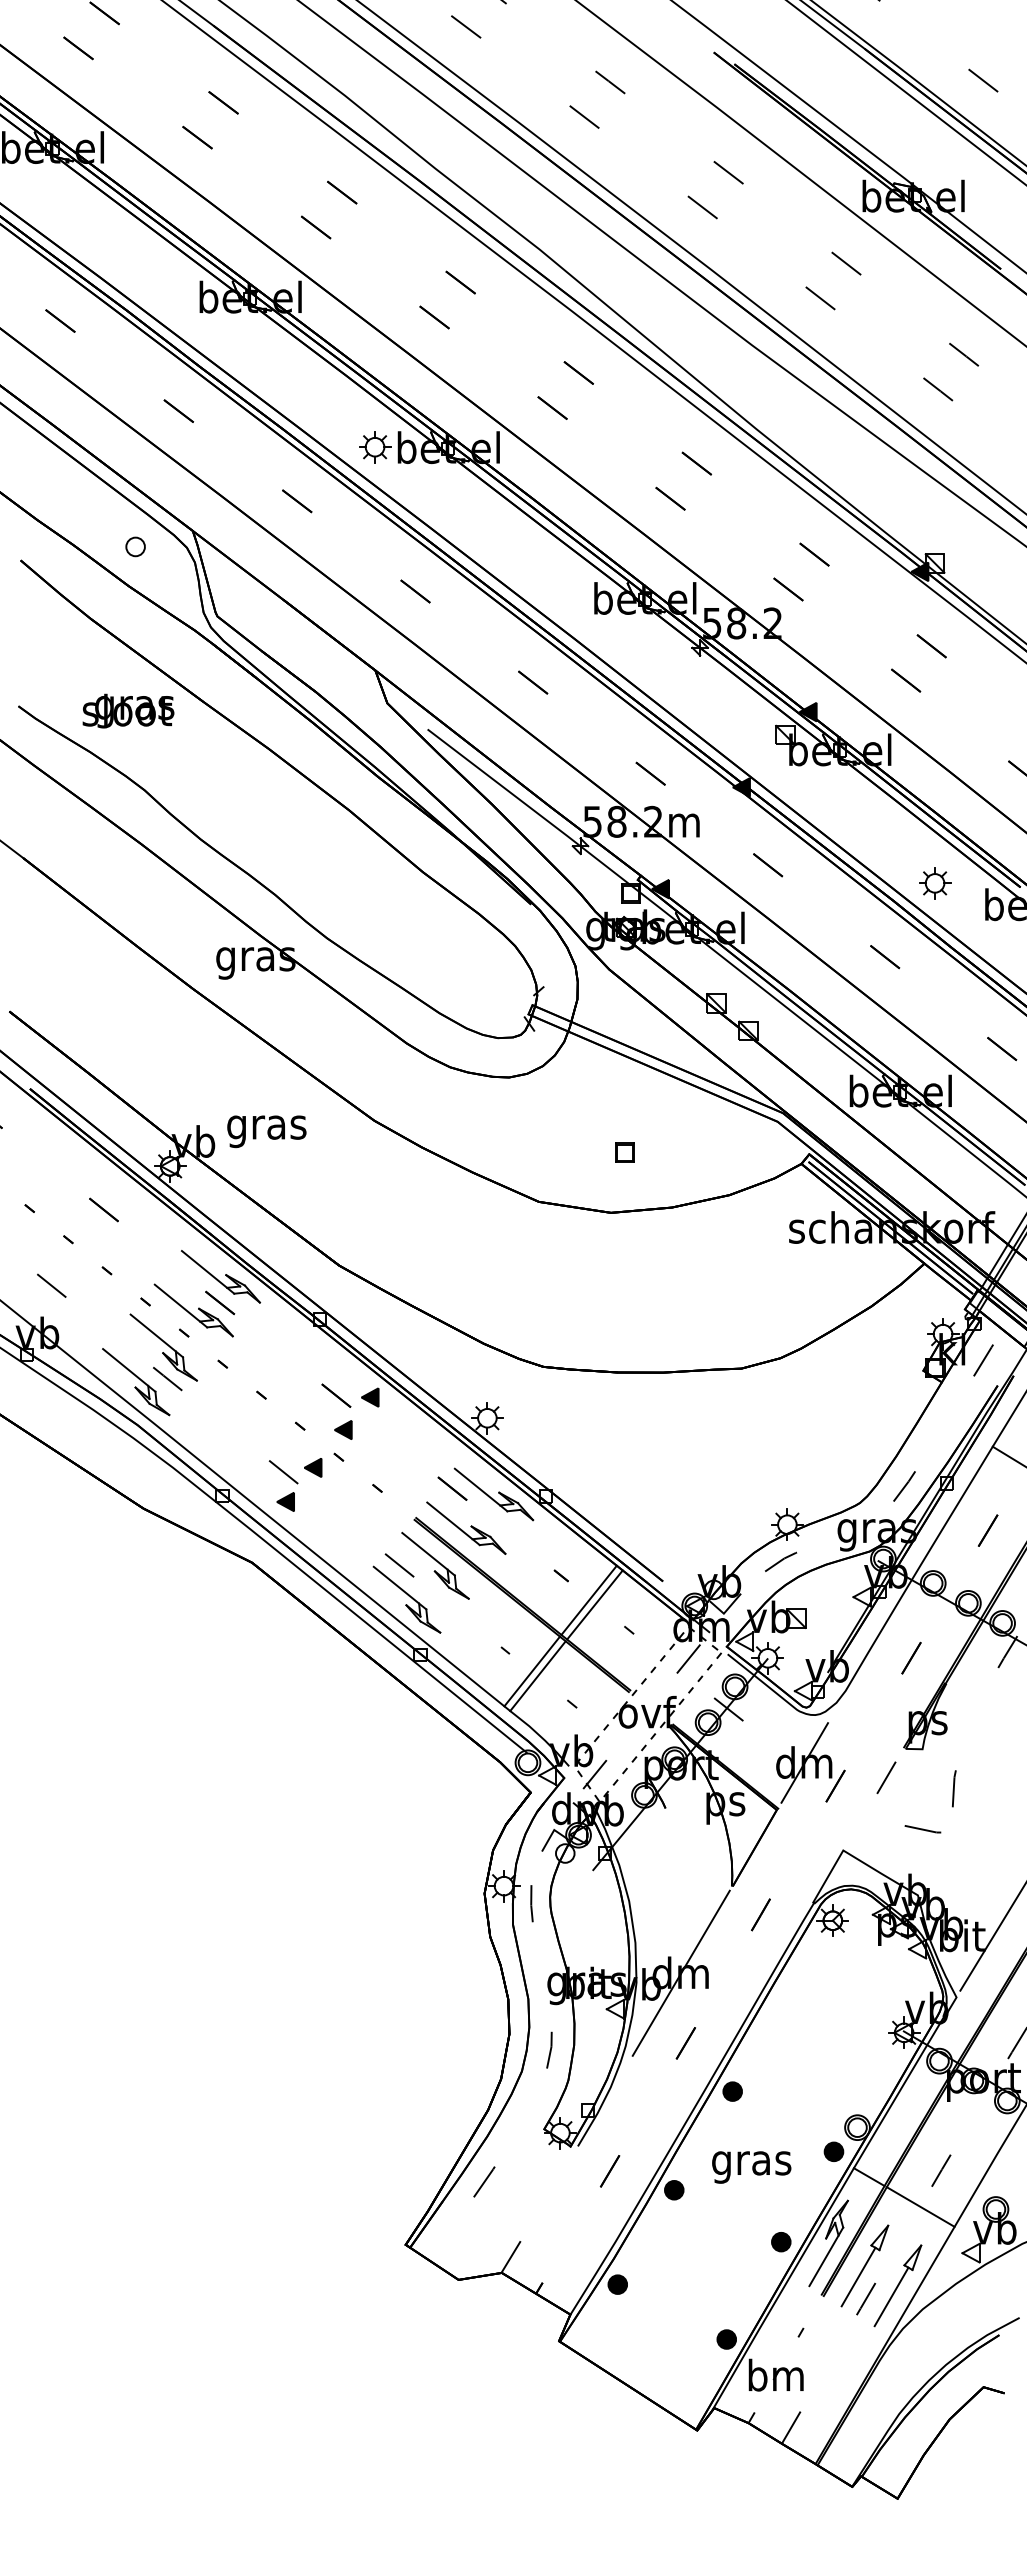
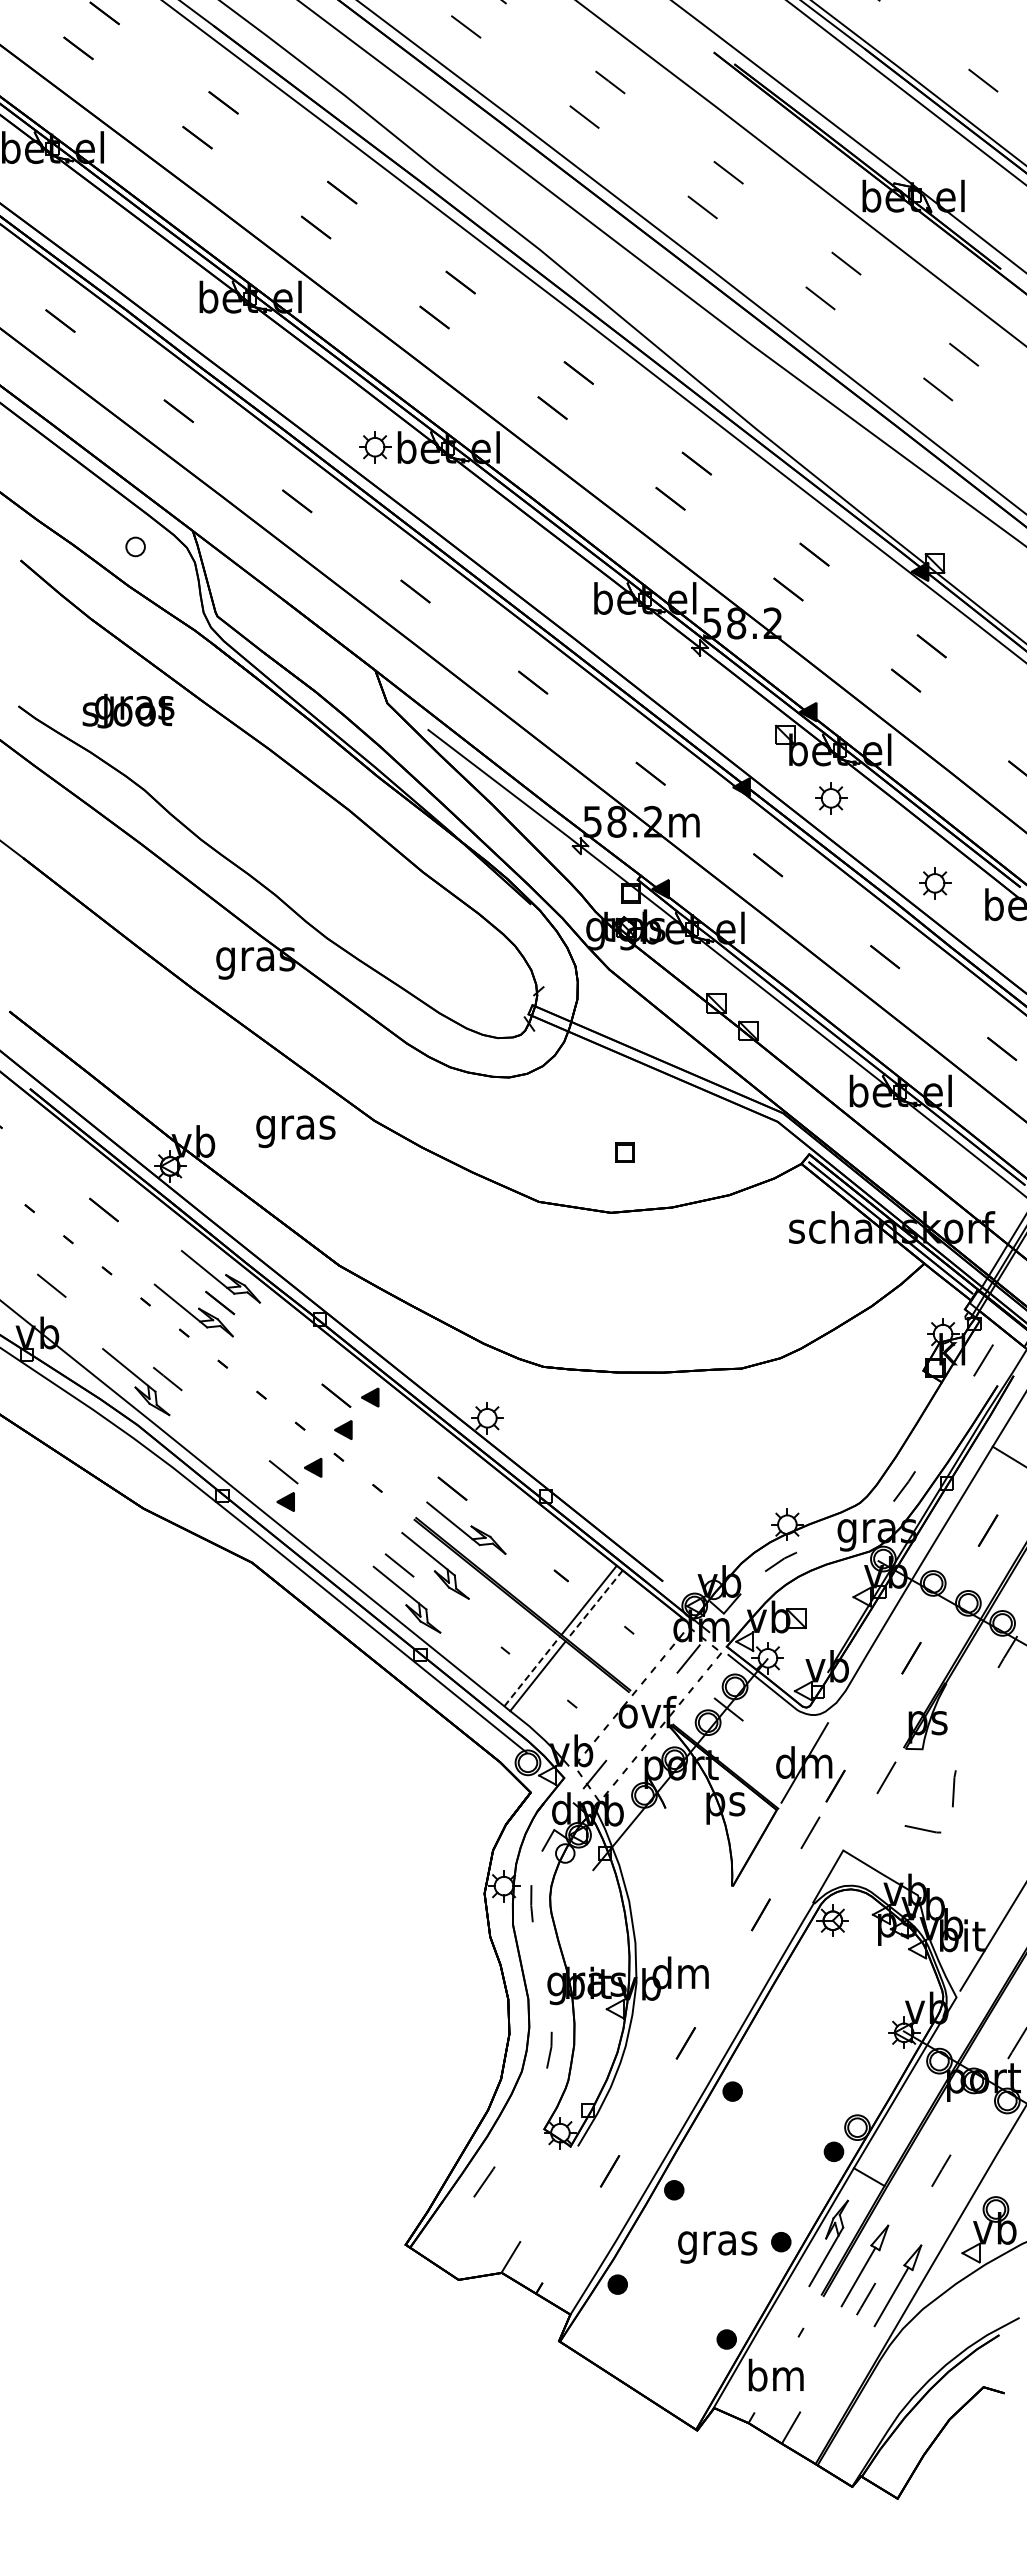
part: none -> present (831, 798)
text position: (266, 1131) -> (295, 1131) (295, 1131)
part: present -> none (163, 1347)
part: present -> none (493, 1494)
line: solid -> dashed (594, 1605)
line: solid -> dashed (532, 1671)
line: none -> present (810, 1832)
line: present -> none (680, 1972)
text position: (751, 2167) -> (717, 2247) (717, 2247)
line: present -> none (920, 2206)
